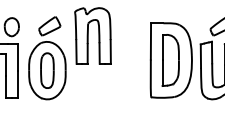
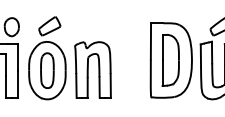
part position: (92, 35) -> (92, 69) (92, 69)
